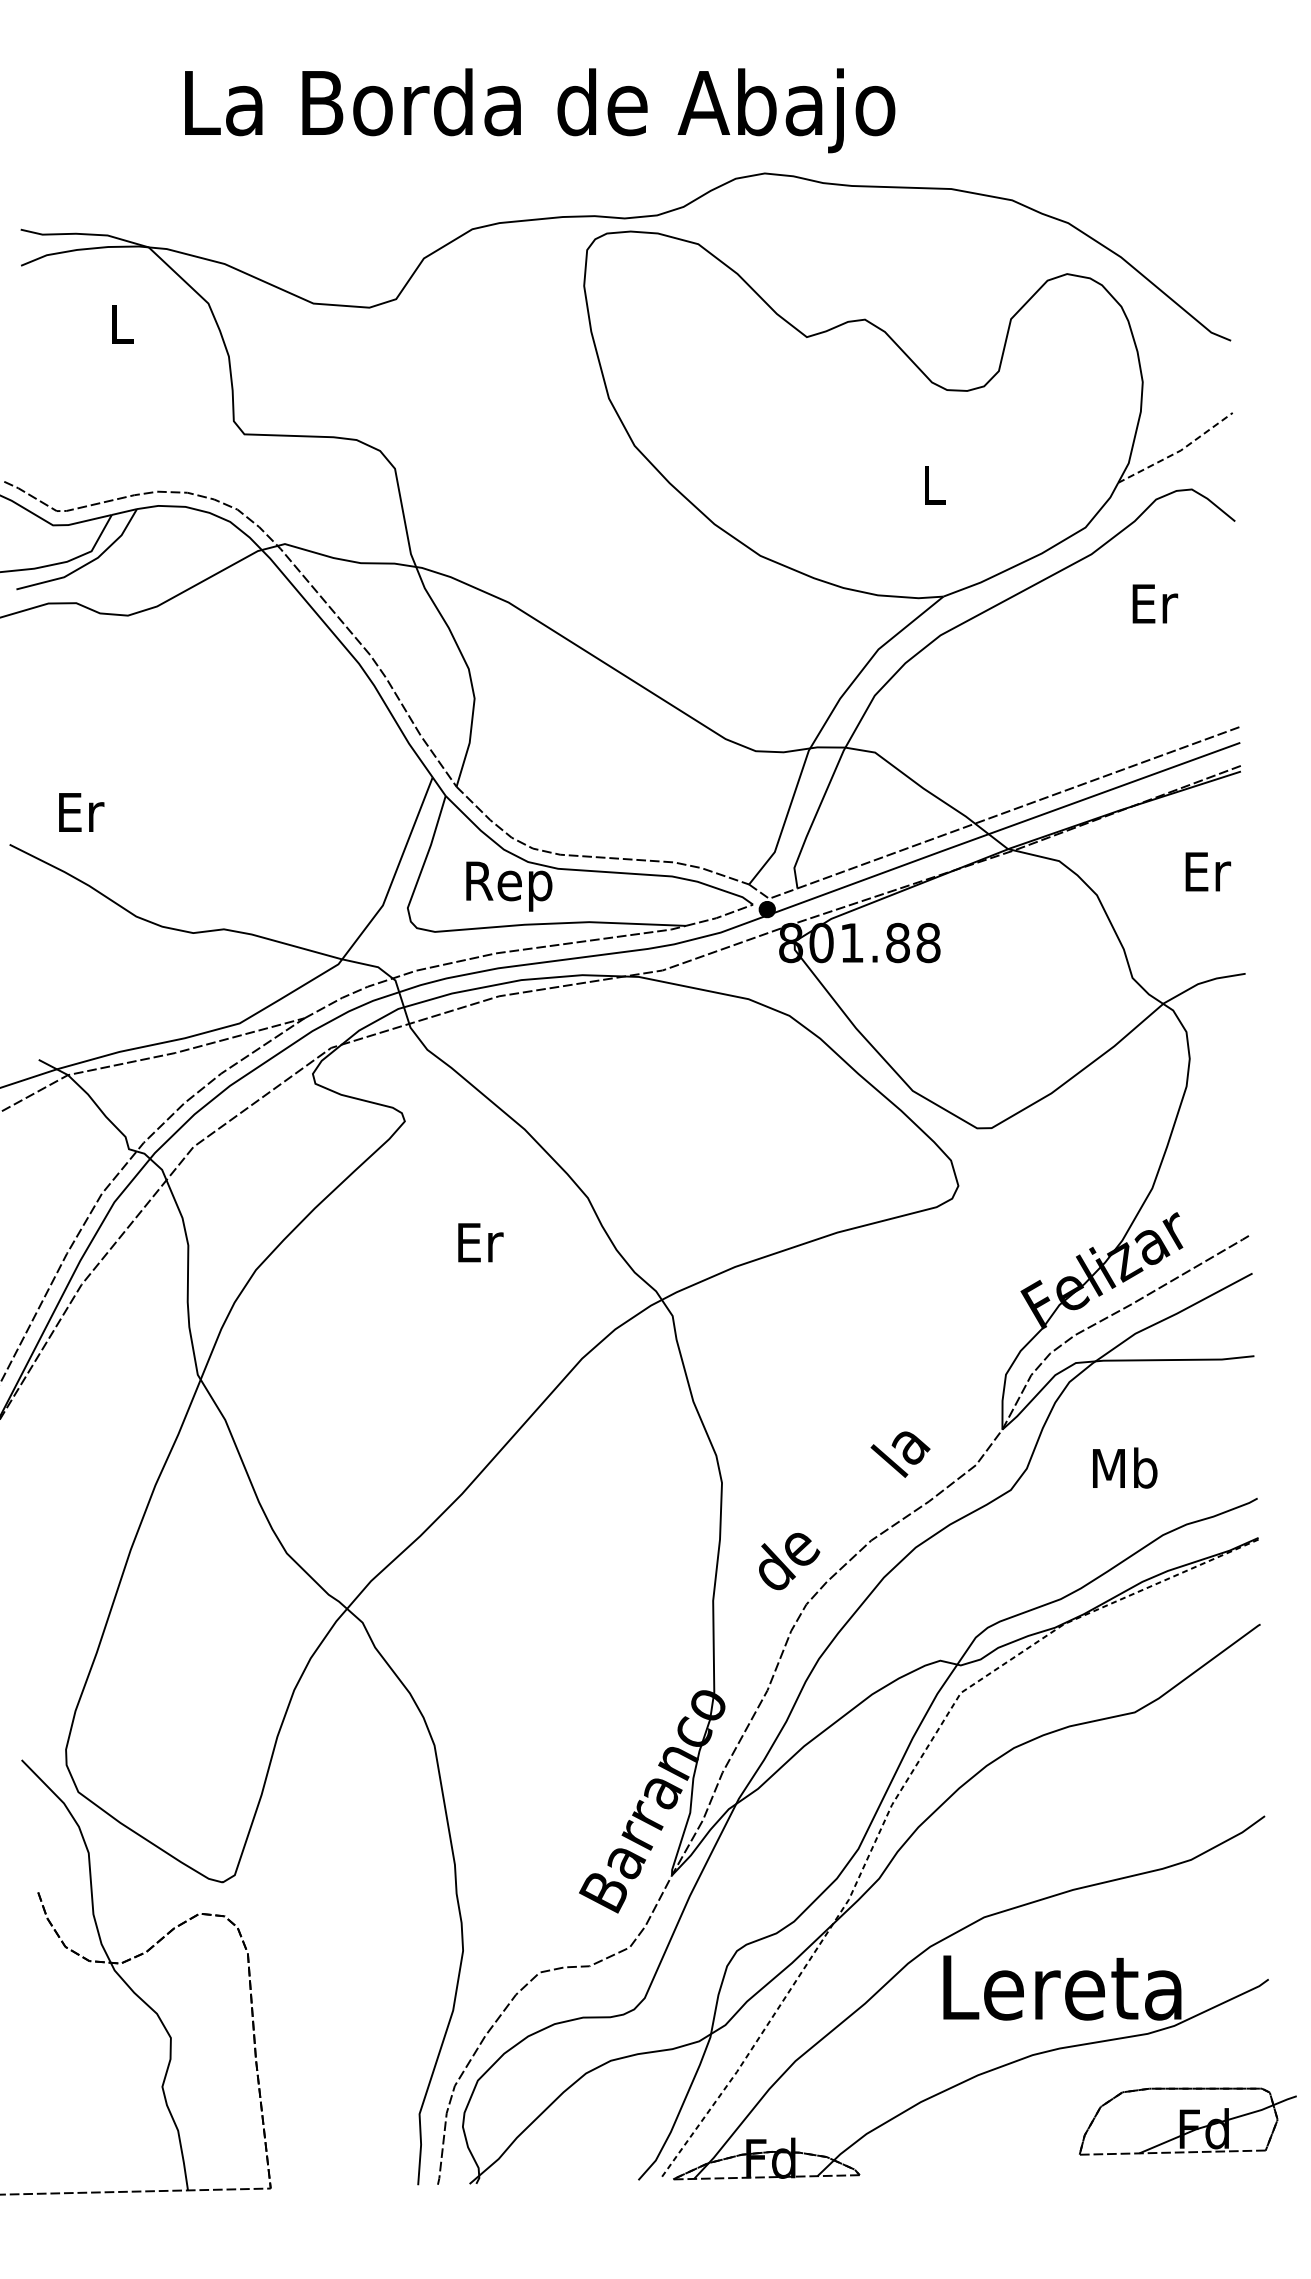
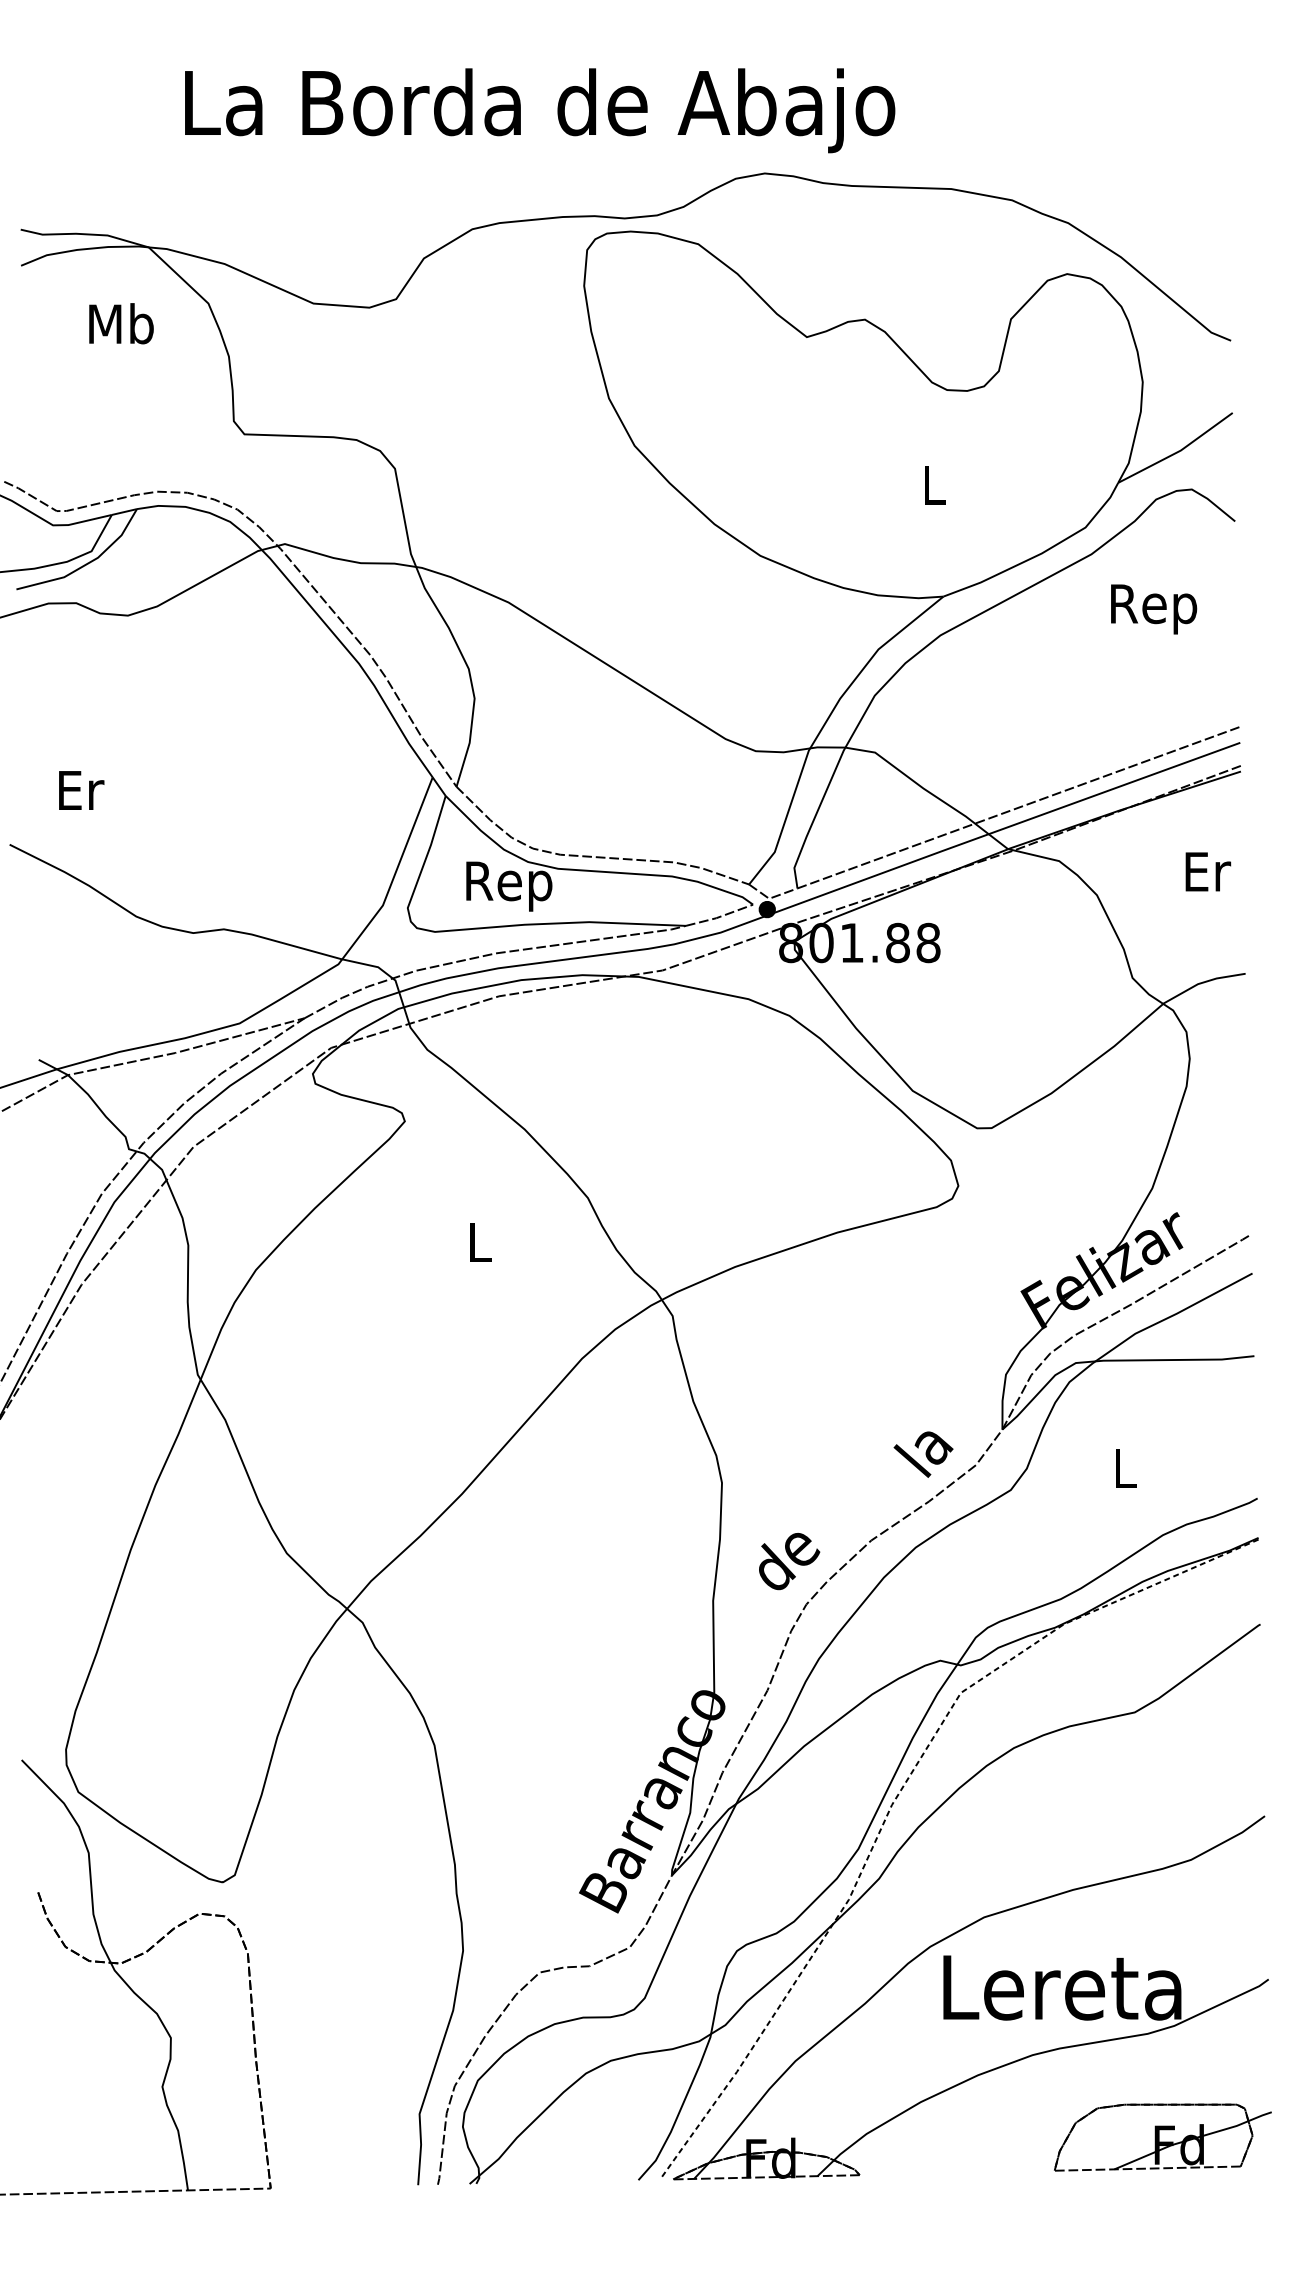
text: L -> Mb (121, 323)
line: dashed -> solid (1179, 451)
text: Er -> Rep (1154, 609)
text position: (81, 812) -> (81, 790) (81, 790)
text: Er -> L (480, 1242)
text position: (900, 1454) -> (923, 1454) (923, 1454)
text: Mb -> L (1125, 1467)
part position: (1187, 2121) -> (1162, 2137) (1162, 2137)
